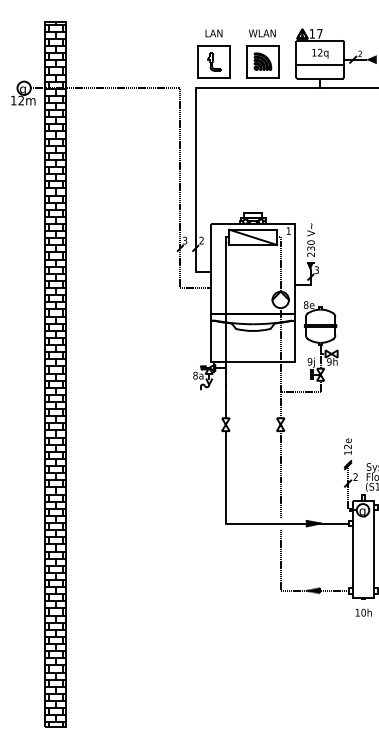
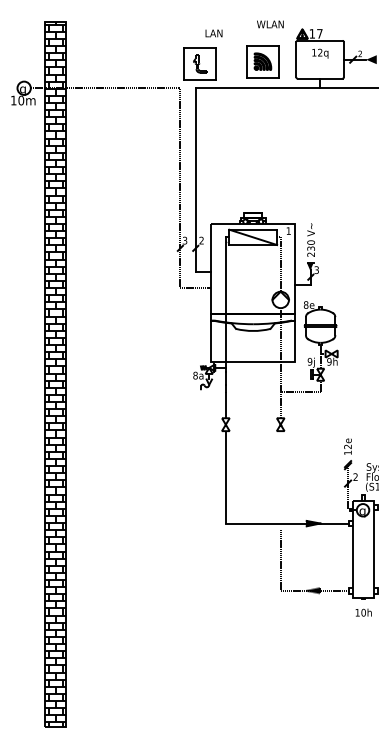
text position: (262, 33) -> (270, 24) (270, 24)
part position: (213, 61) -> (199, 63) (199, 63)
line: present -> none (319, 64)
text: 12m -> 10m (21, 100)
line: present -> none (280, 474)
